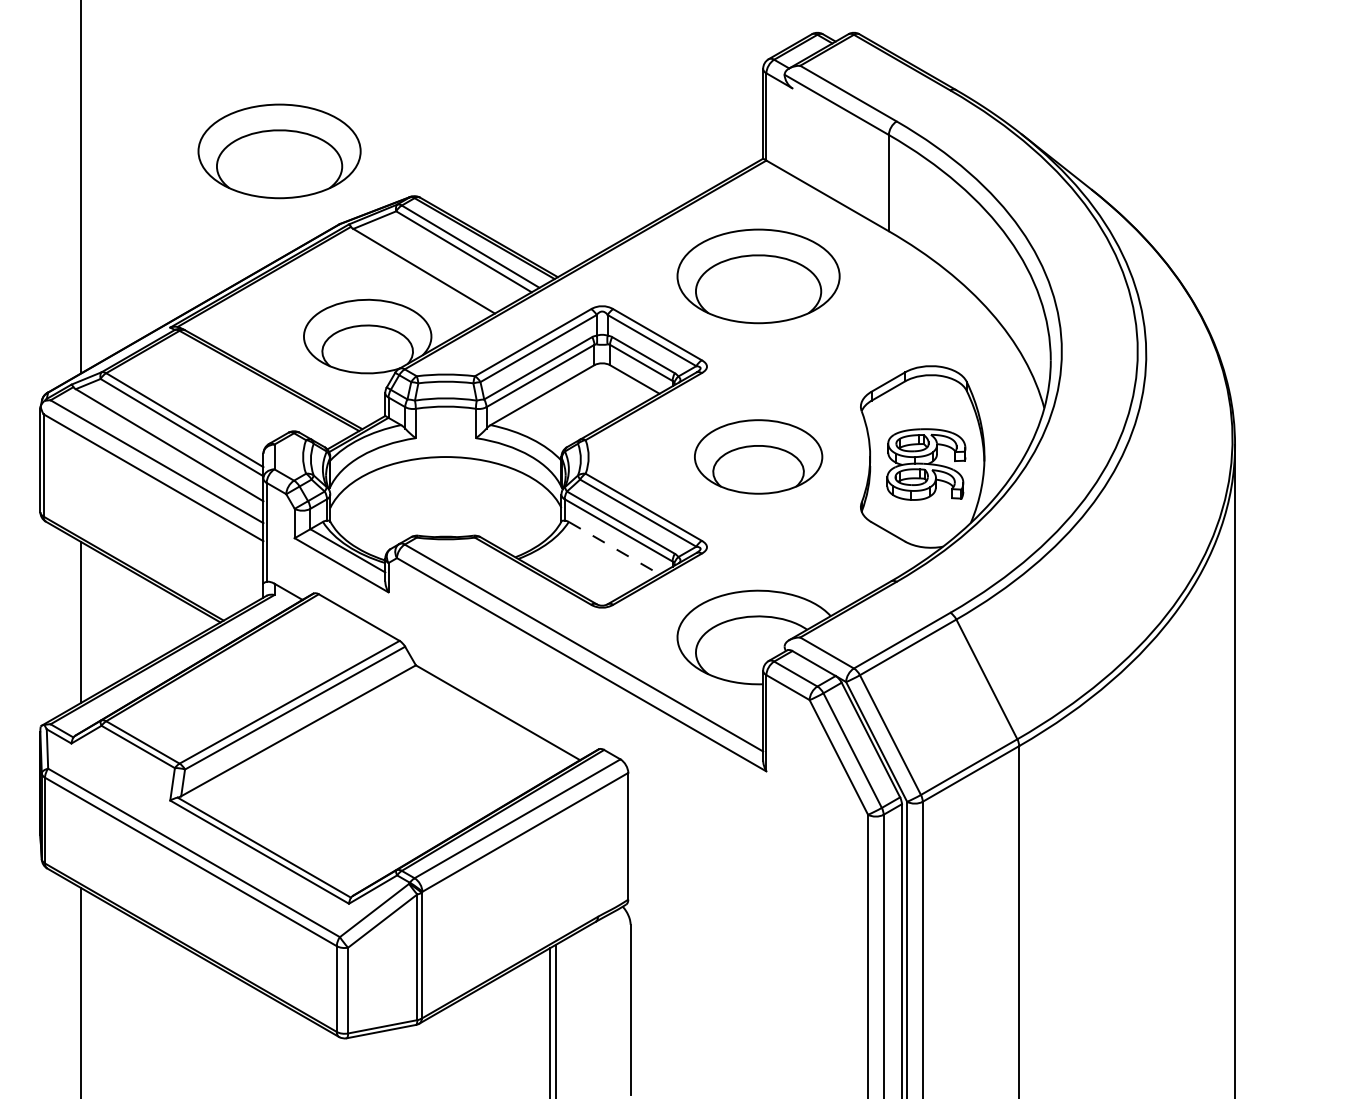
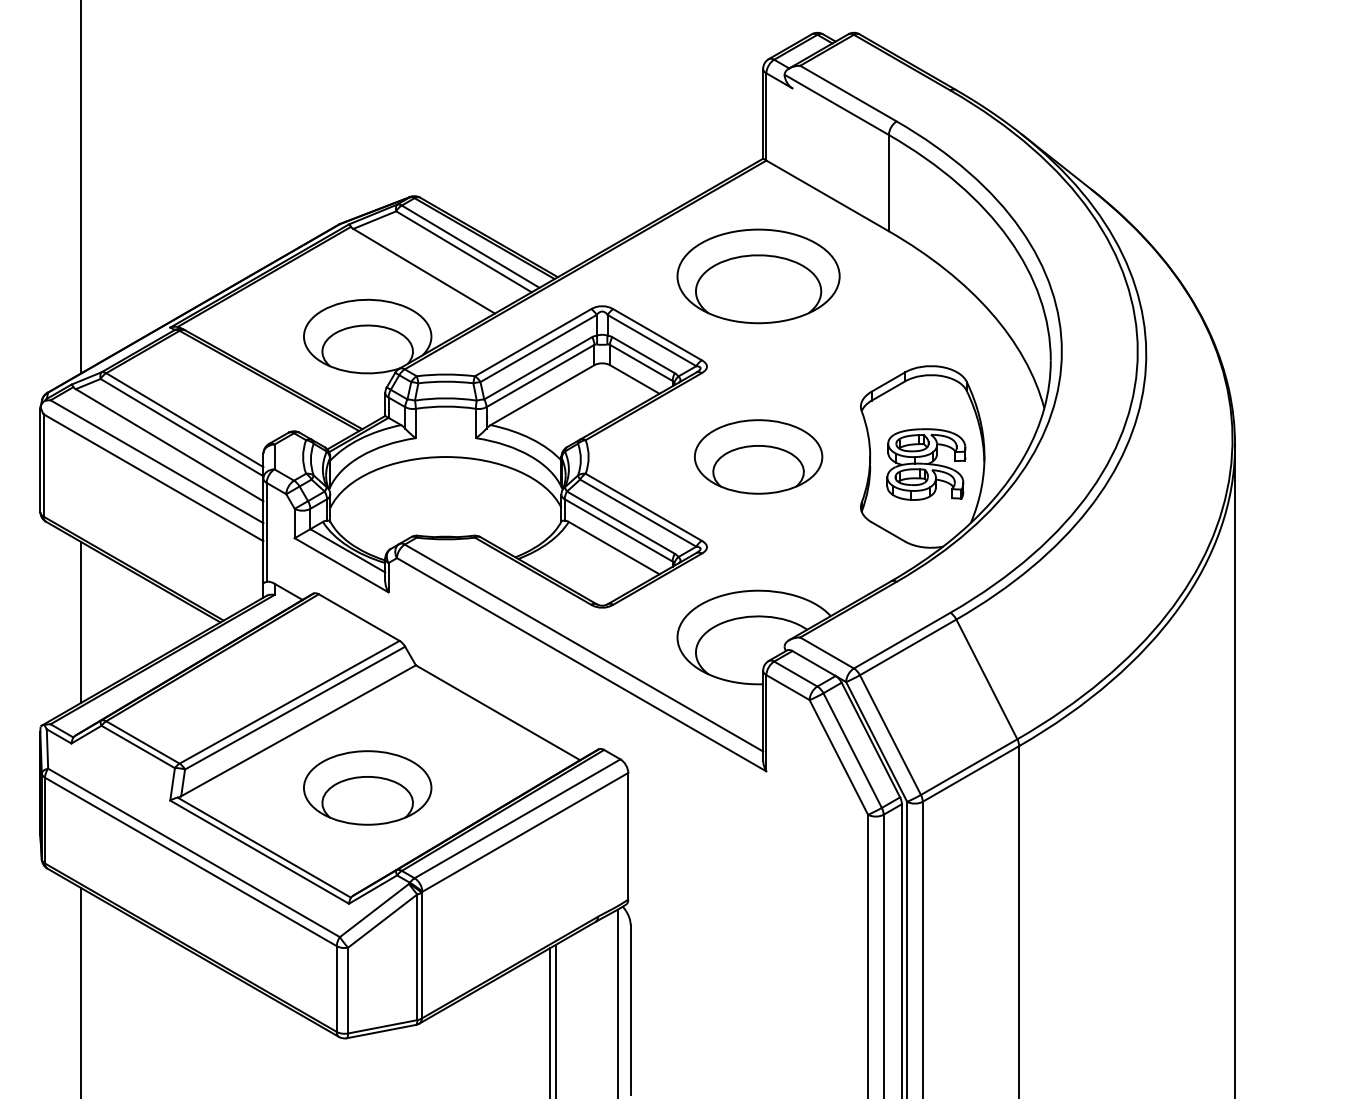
part: present -> none (279, 151)
line: dashed -> solid (614, 548)
part: none -> present (367, 787)
line: none -> present (617, 1002)
